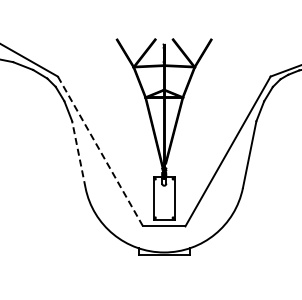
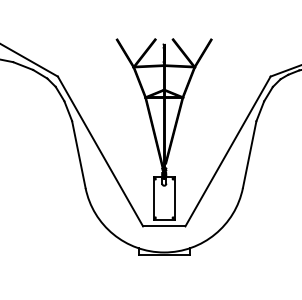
line: dashed -> solid (100, 151)
line: dashed -> solid (78, 154)
